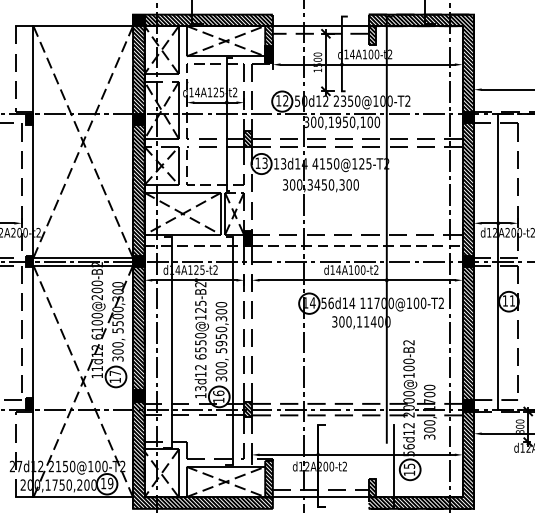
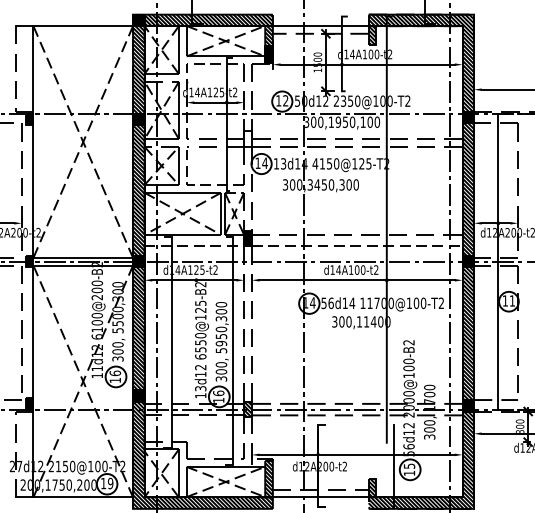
hatch: present -> none (247, 138)
text: 13 -> 14 (264, 163)
text: 17 -> 16 (115, 373)
